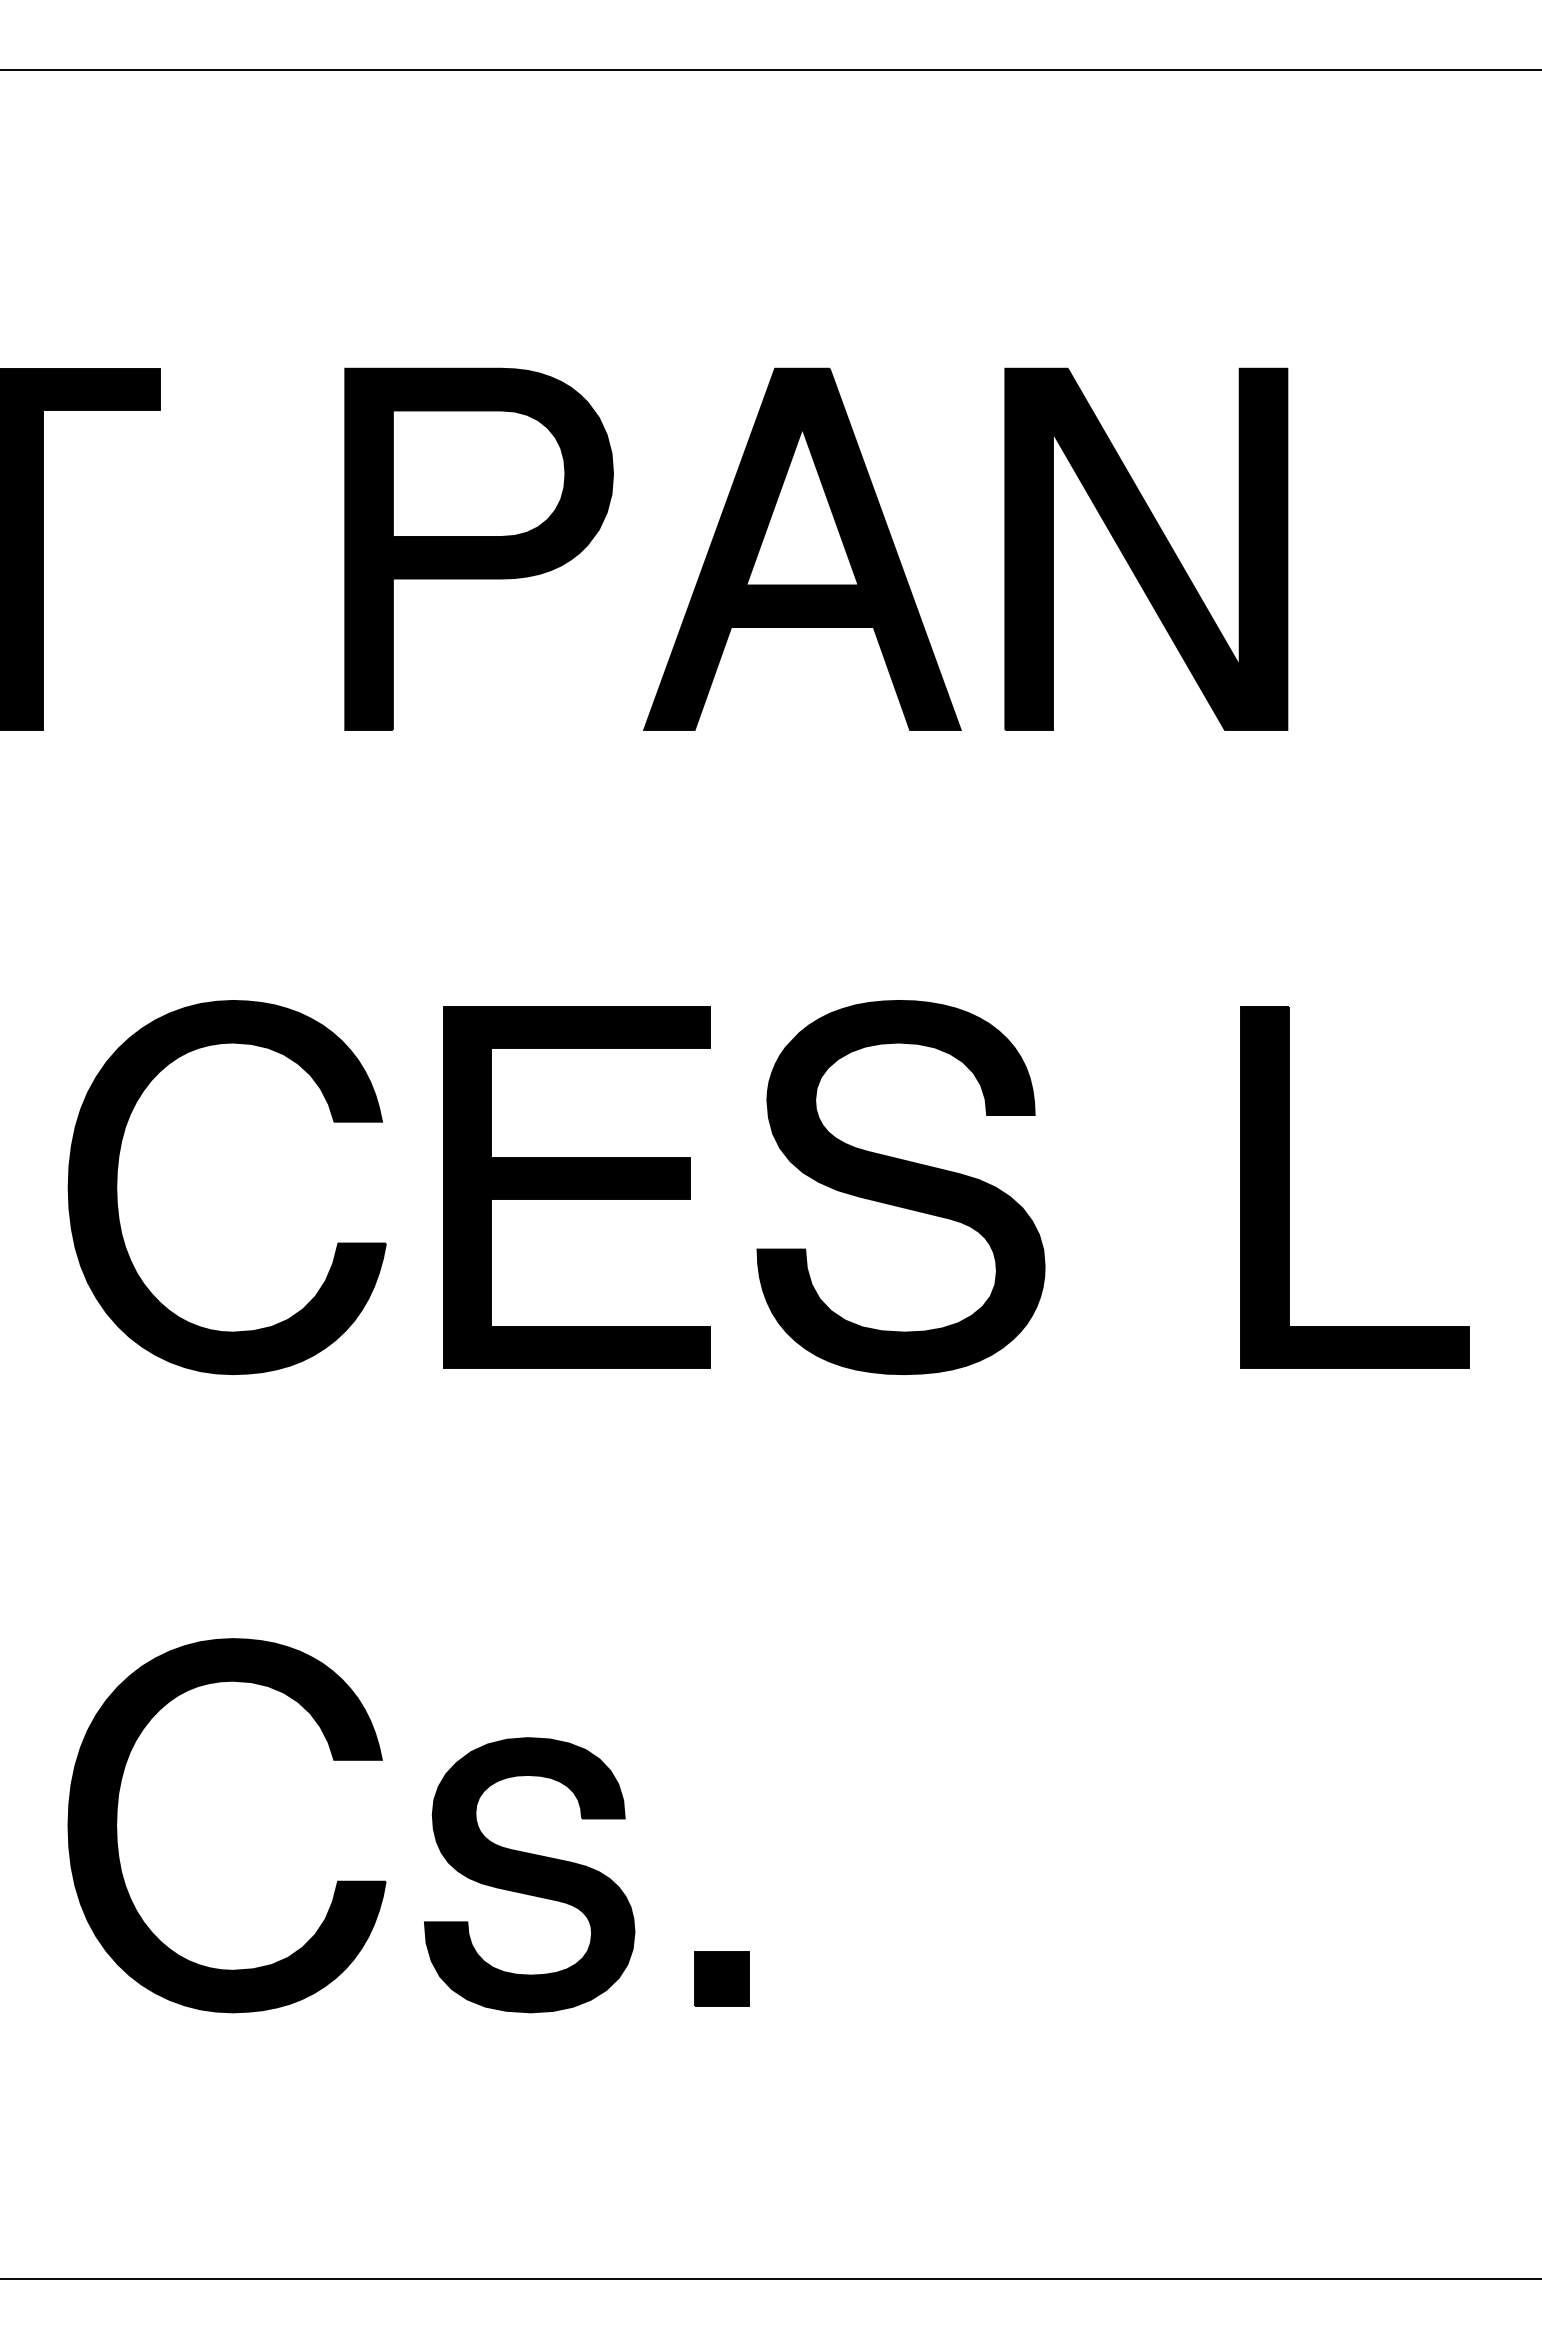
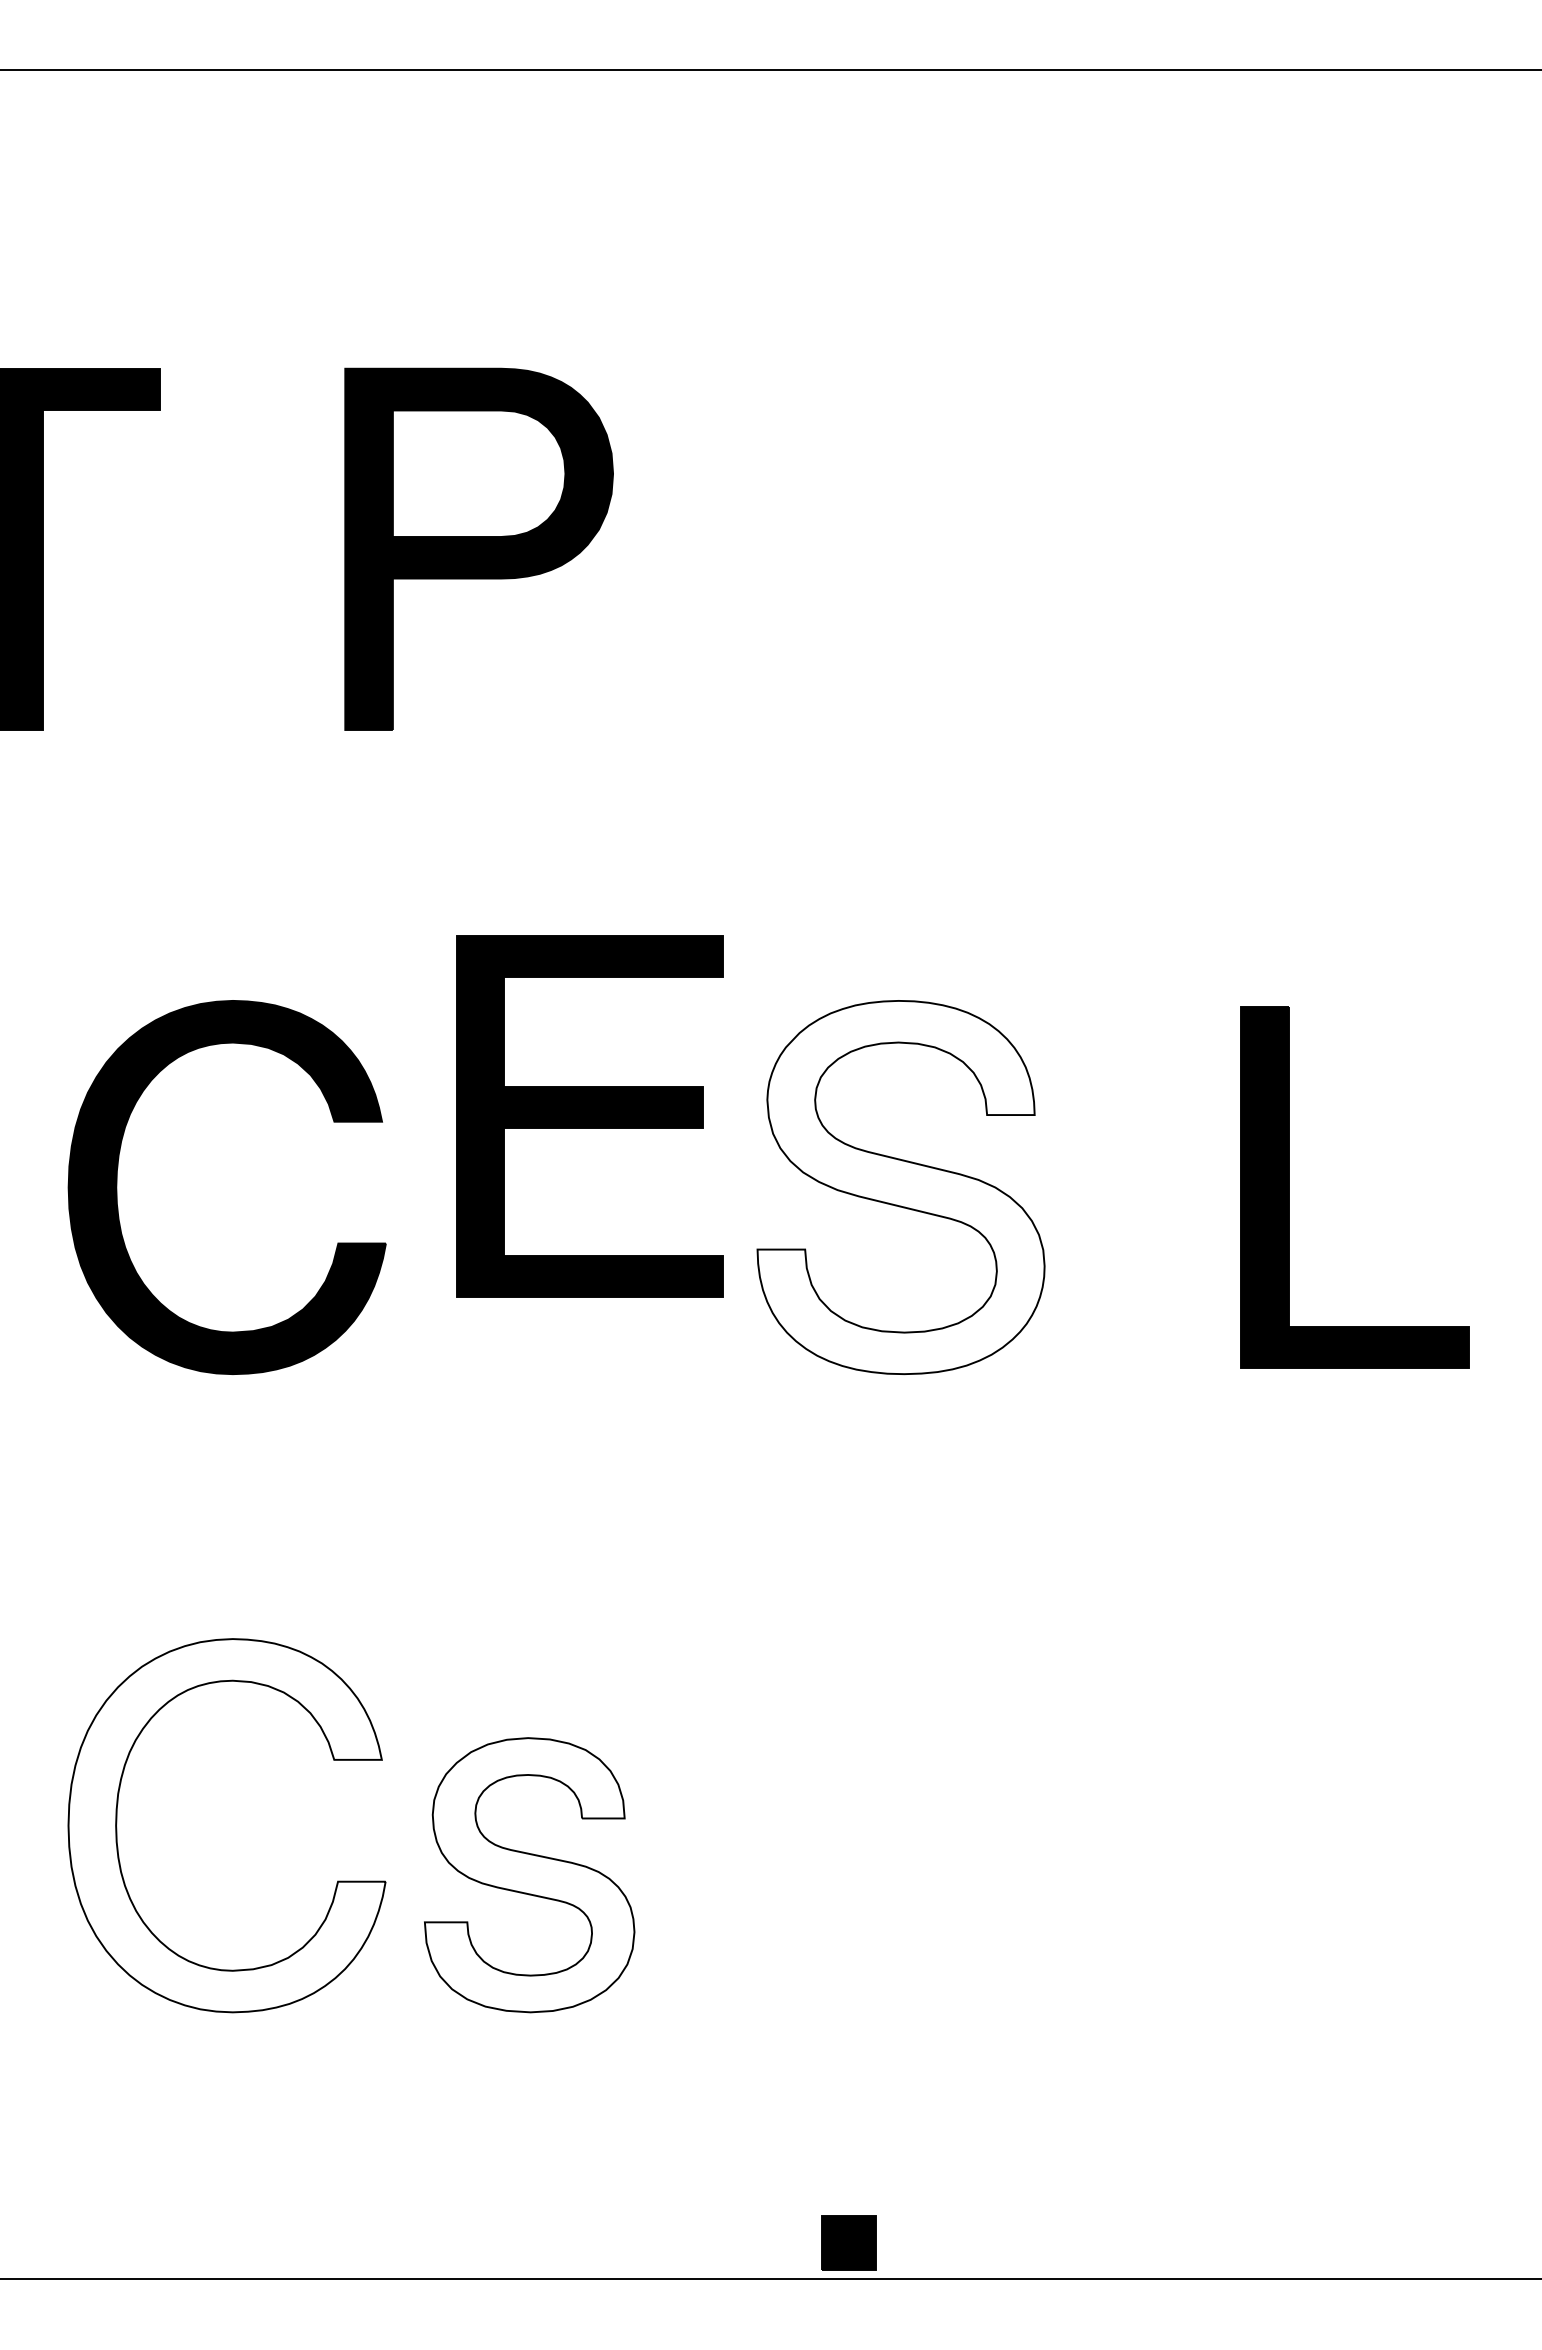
part: present -> none (802, 548)
part: present -> none (1146, 548)
part position: (576, 1187) -> (589, 1116) (589, 1116)
fill: present -> none (900, 1187)
fill: present -> none (226, 1825)
fill: present -> none (529, 1875)
part position: (721, 1978) -> (848, 2242) (848, 2242)
